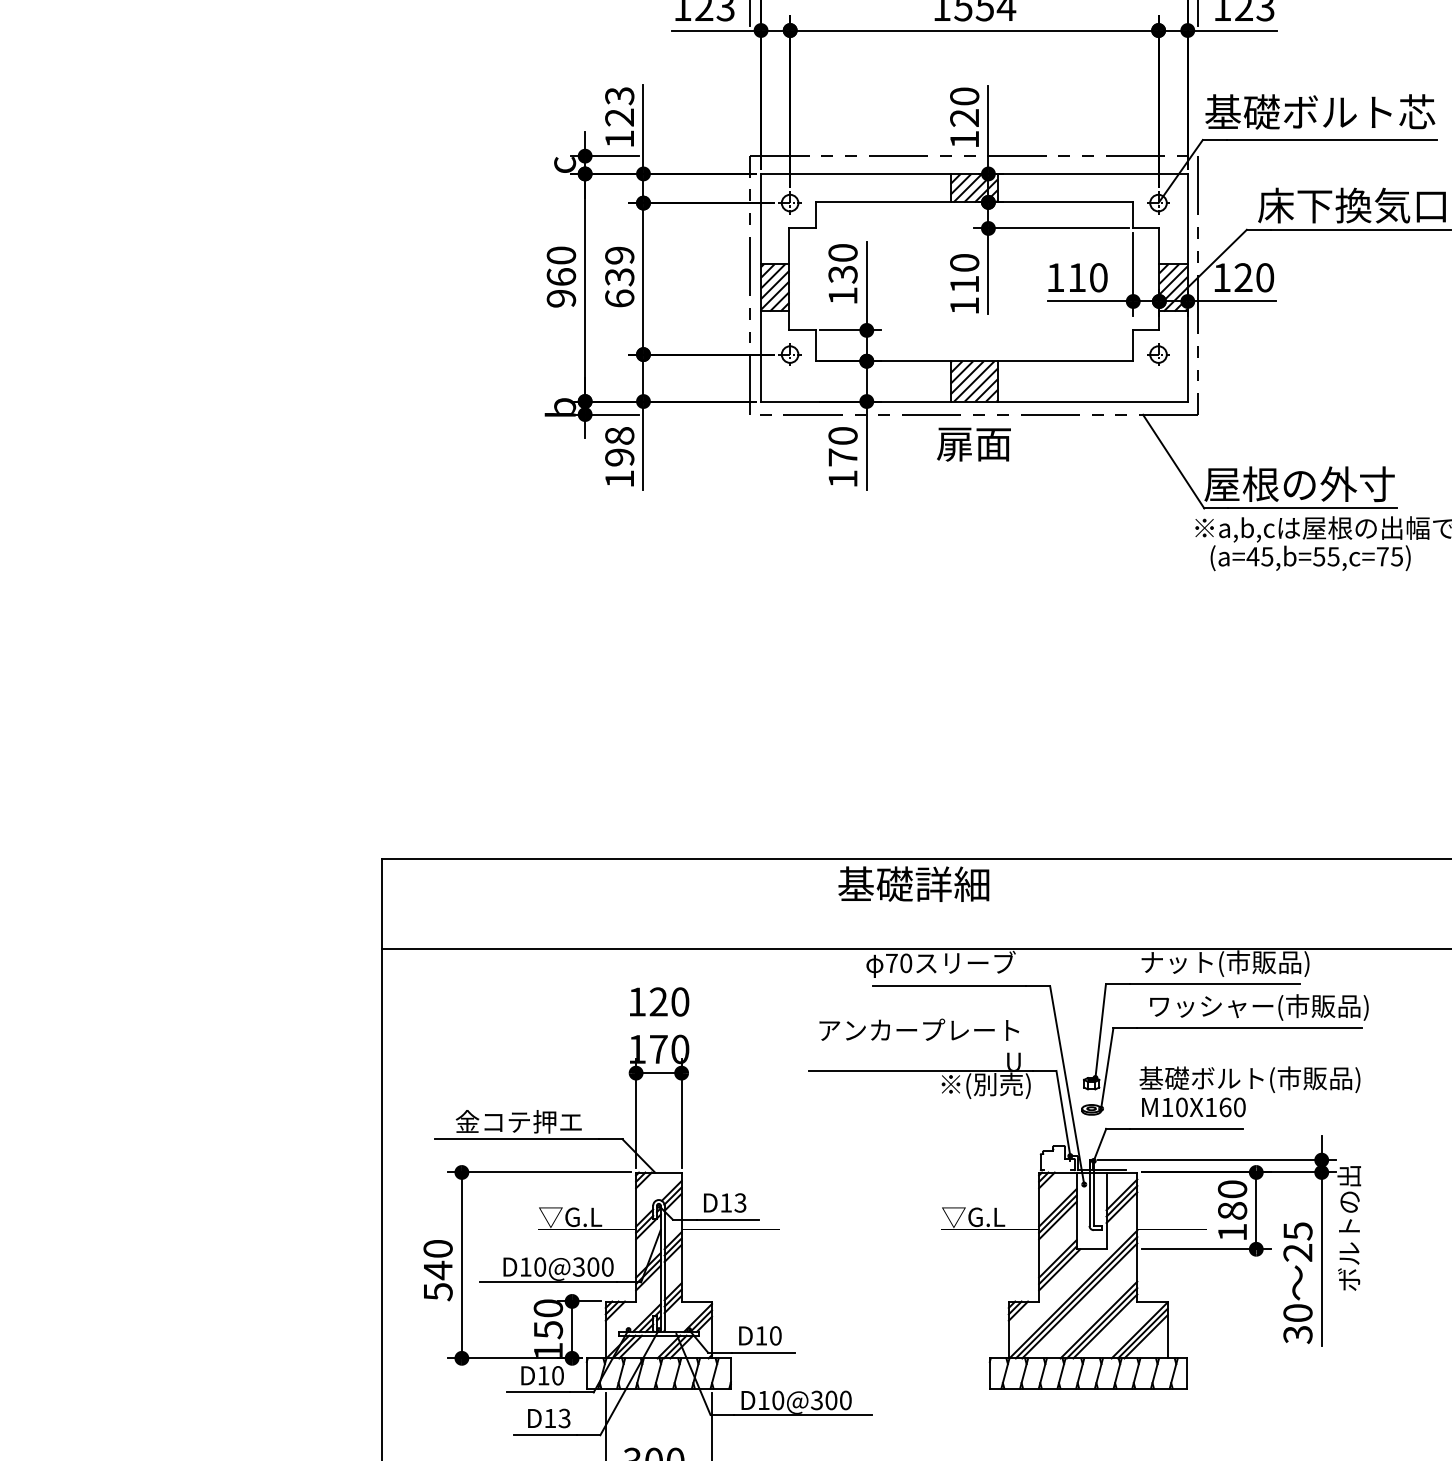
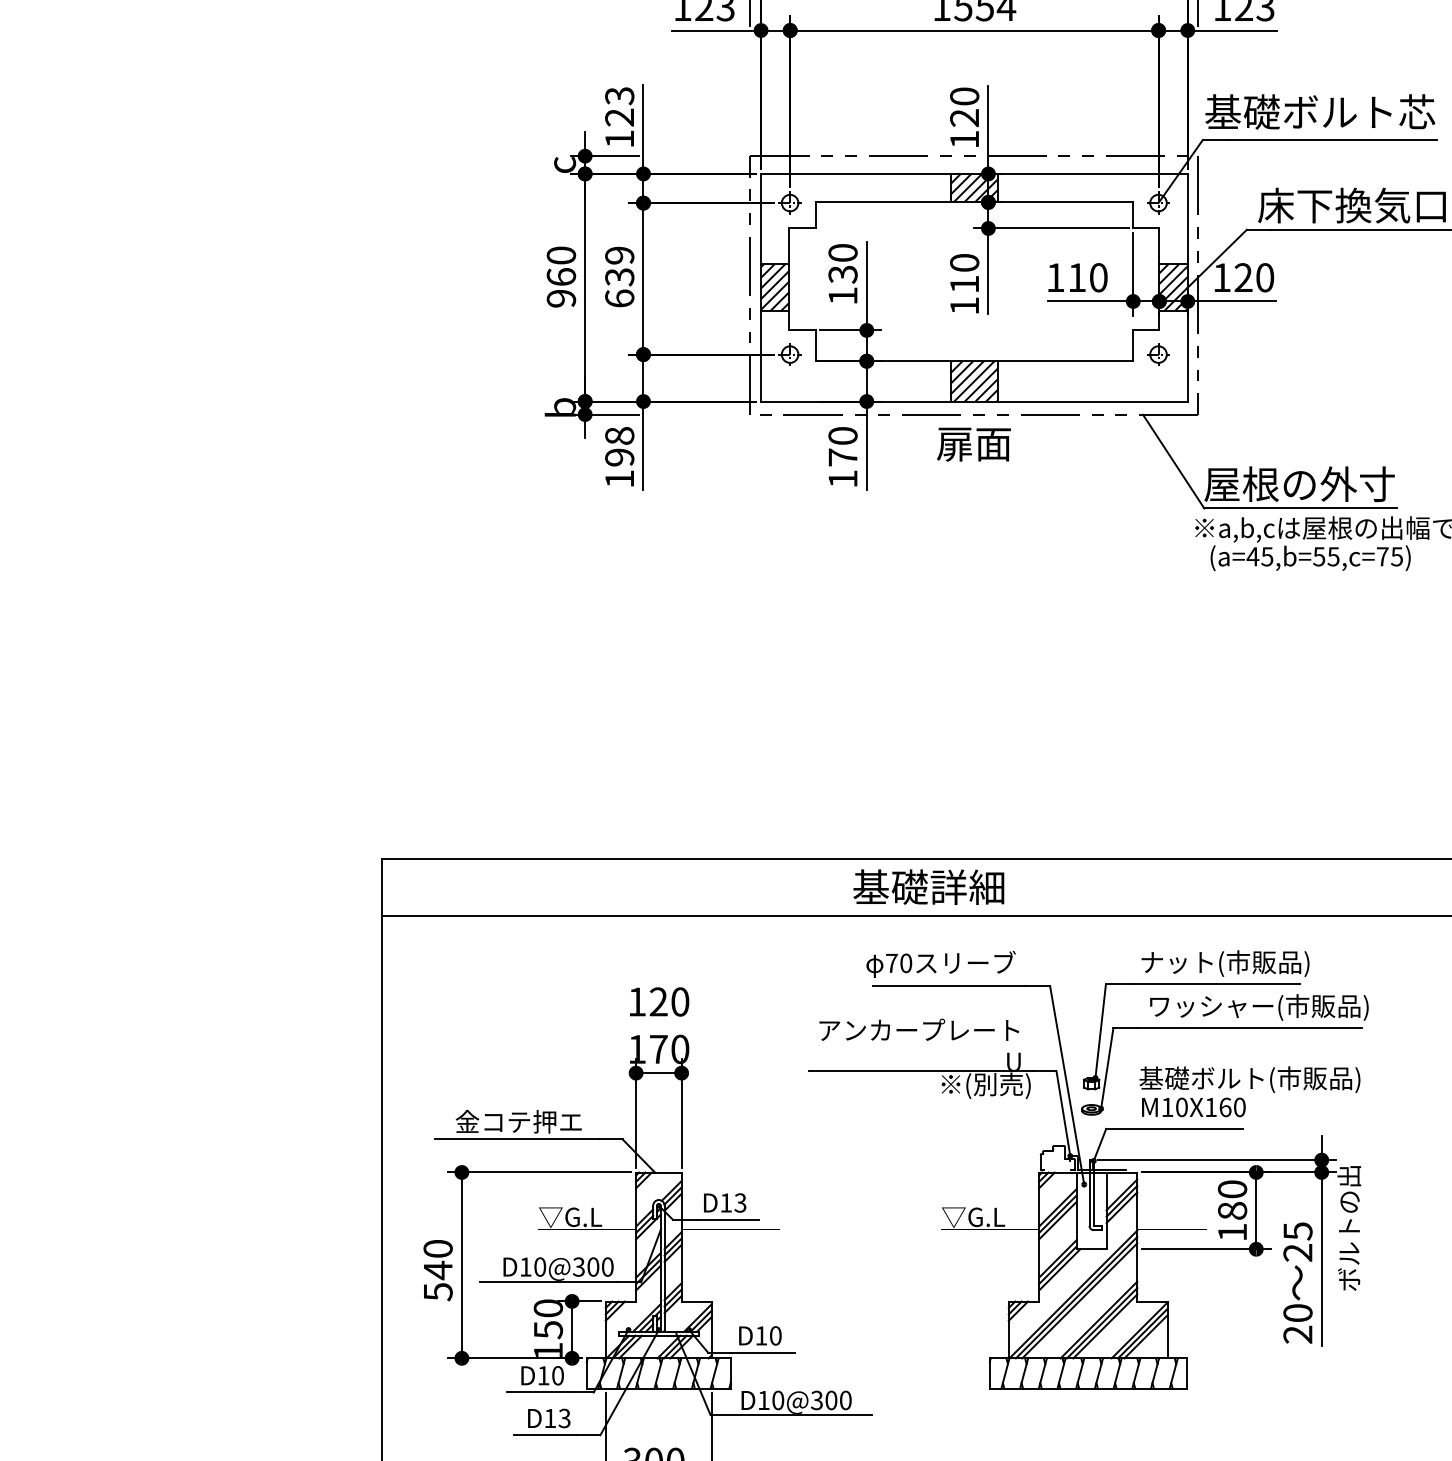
text position: (913, 883) -> (928, 886) (928, 886)
line position: (915, 949) -> (915, 916) (915, 916)
text: 30 -> 20 (1297, 1334)
